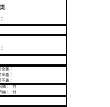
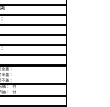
line: none -> present (34, 5)
line: none -> present (34, 15)
line: none -> present (34, 44)
